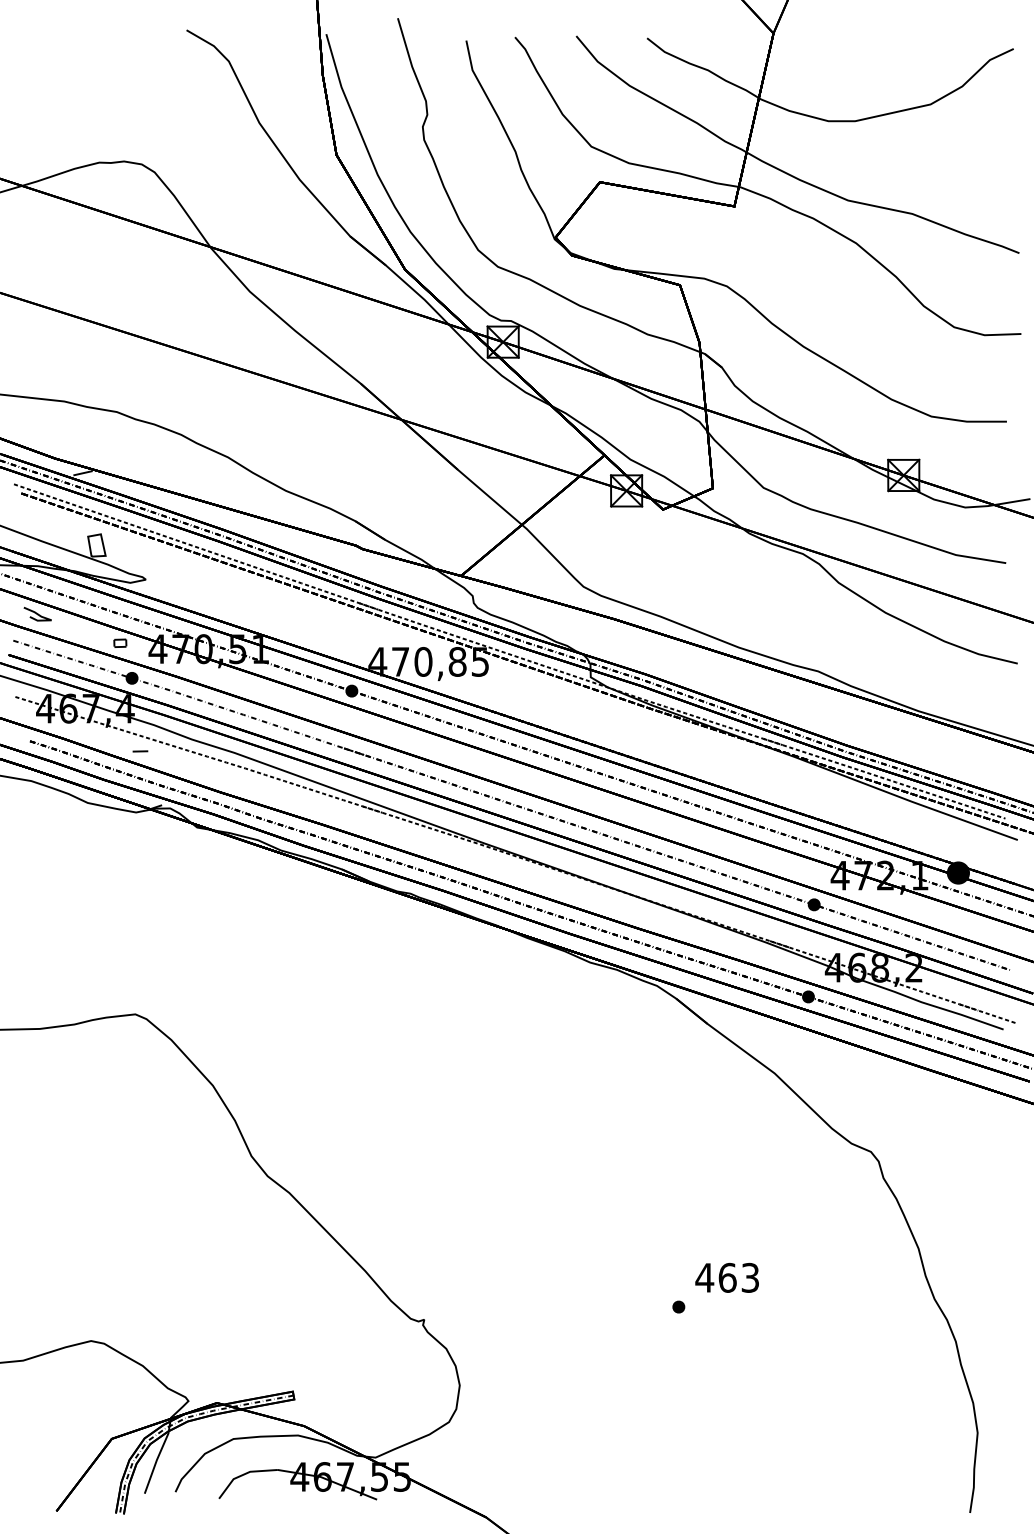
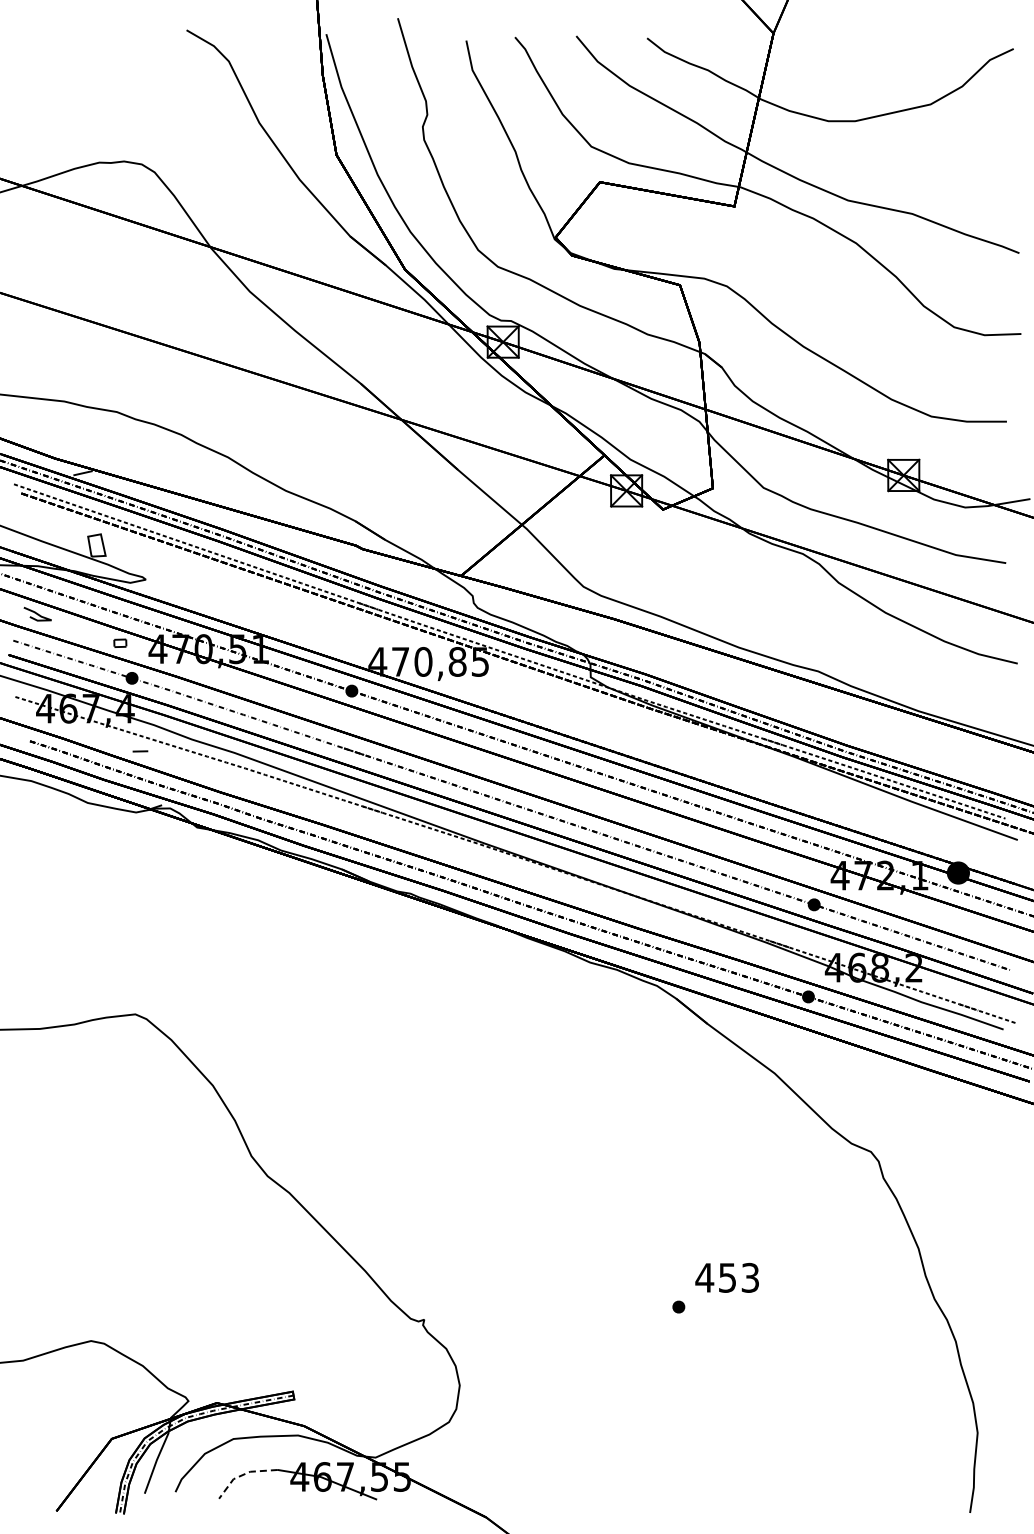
text: 463 -> 453 (727, 1277)
line: solid -> dashed (243, 1474)
